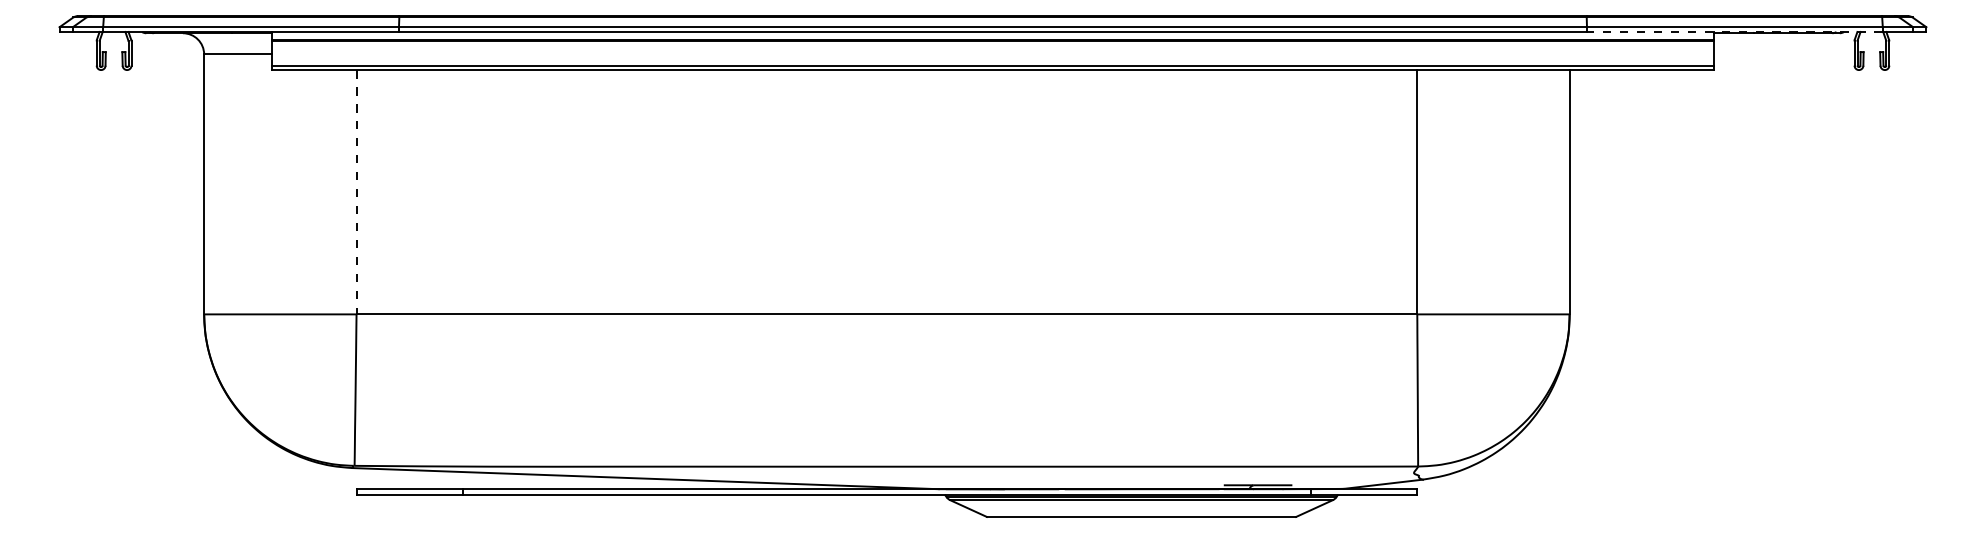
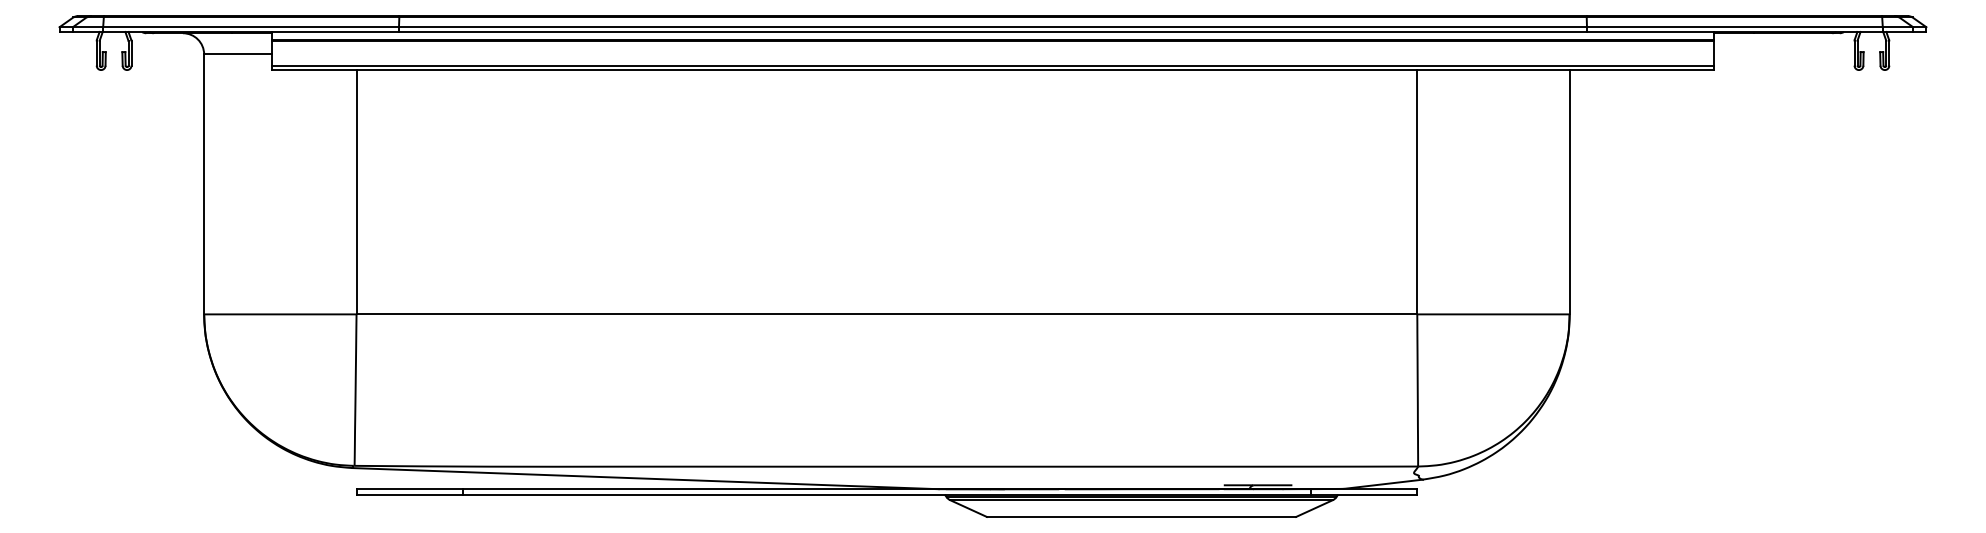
line: dashed -> solid (1734, 31)
line: dashed -> solid (356, 192)
